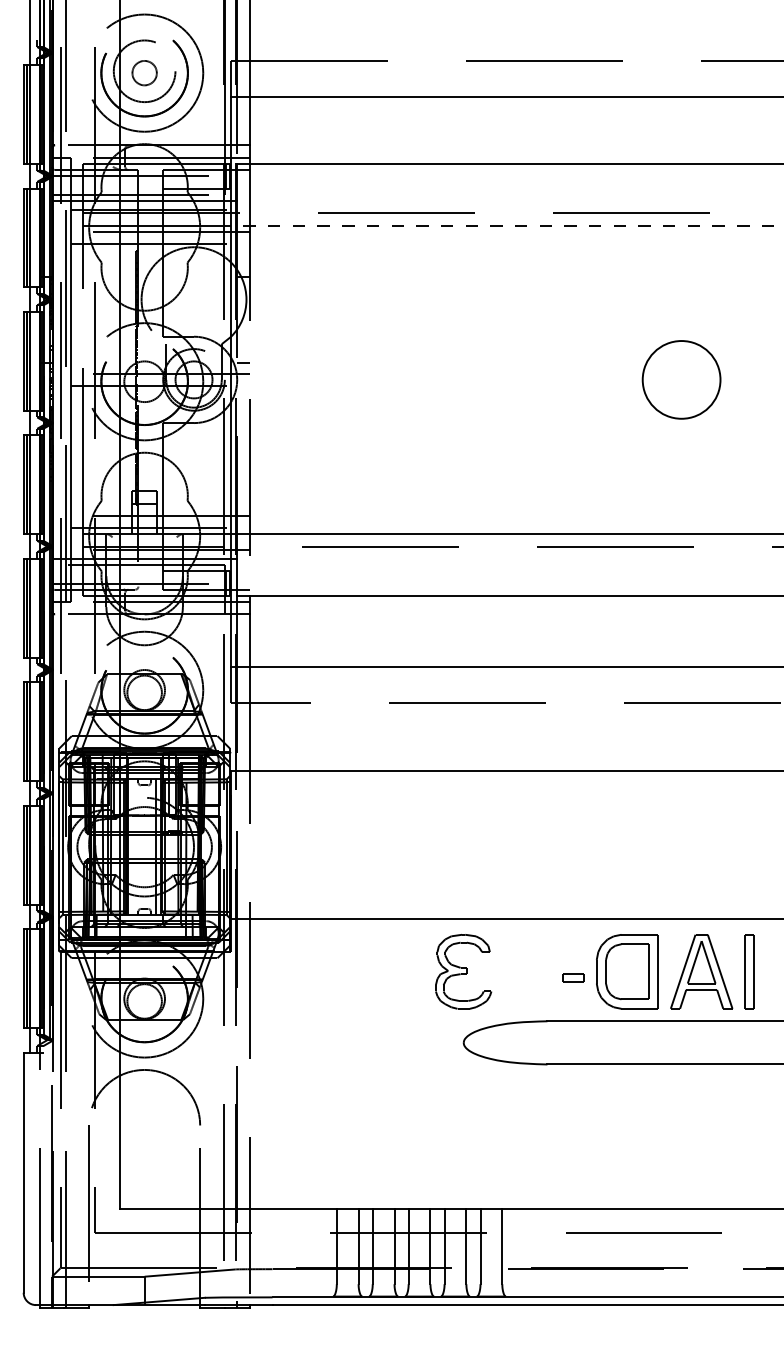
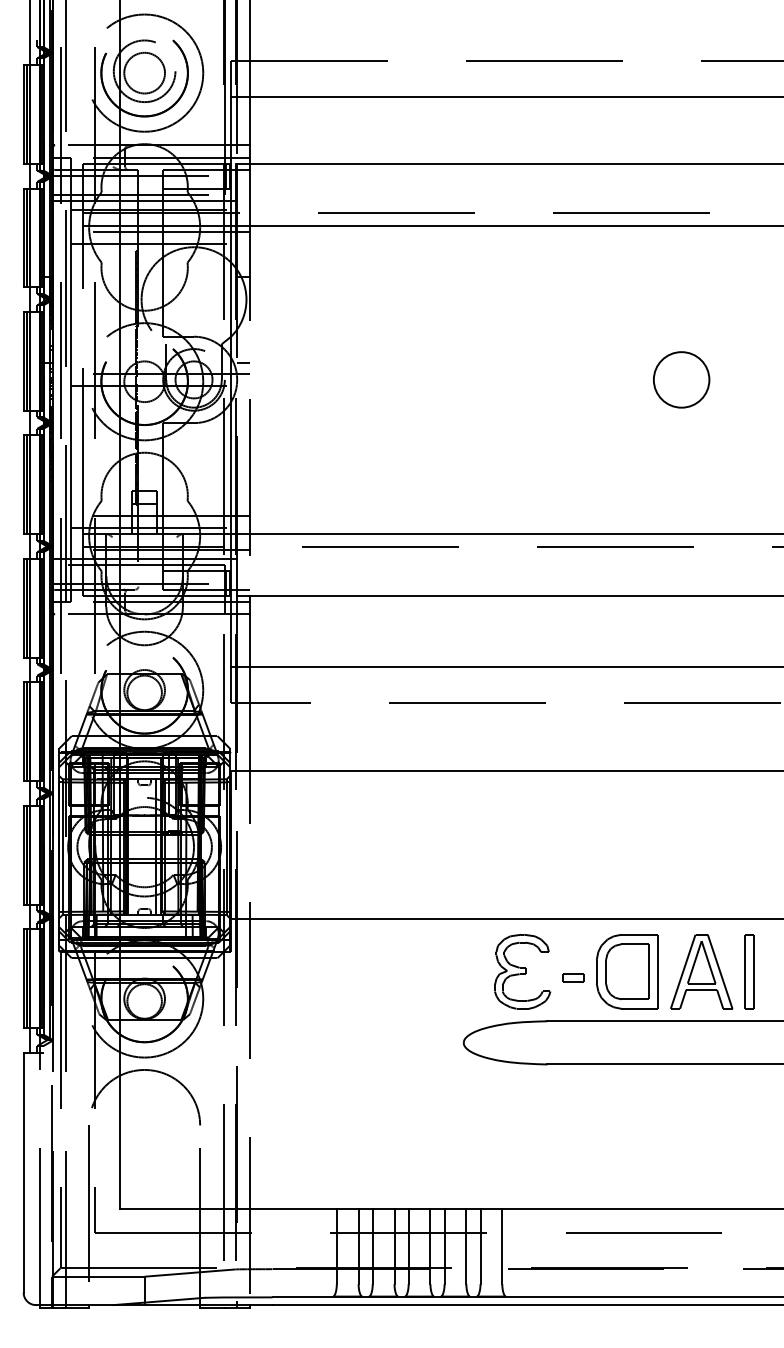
circle diameter: 24 px -> 41 px (144, 72)
line: dashed -> solid (506, 225)
circle diameter: 78 px -> 56 px (681, 379)
part position: (463, 971) -> (522, 971) (522, 971)
